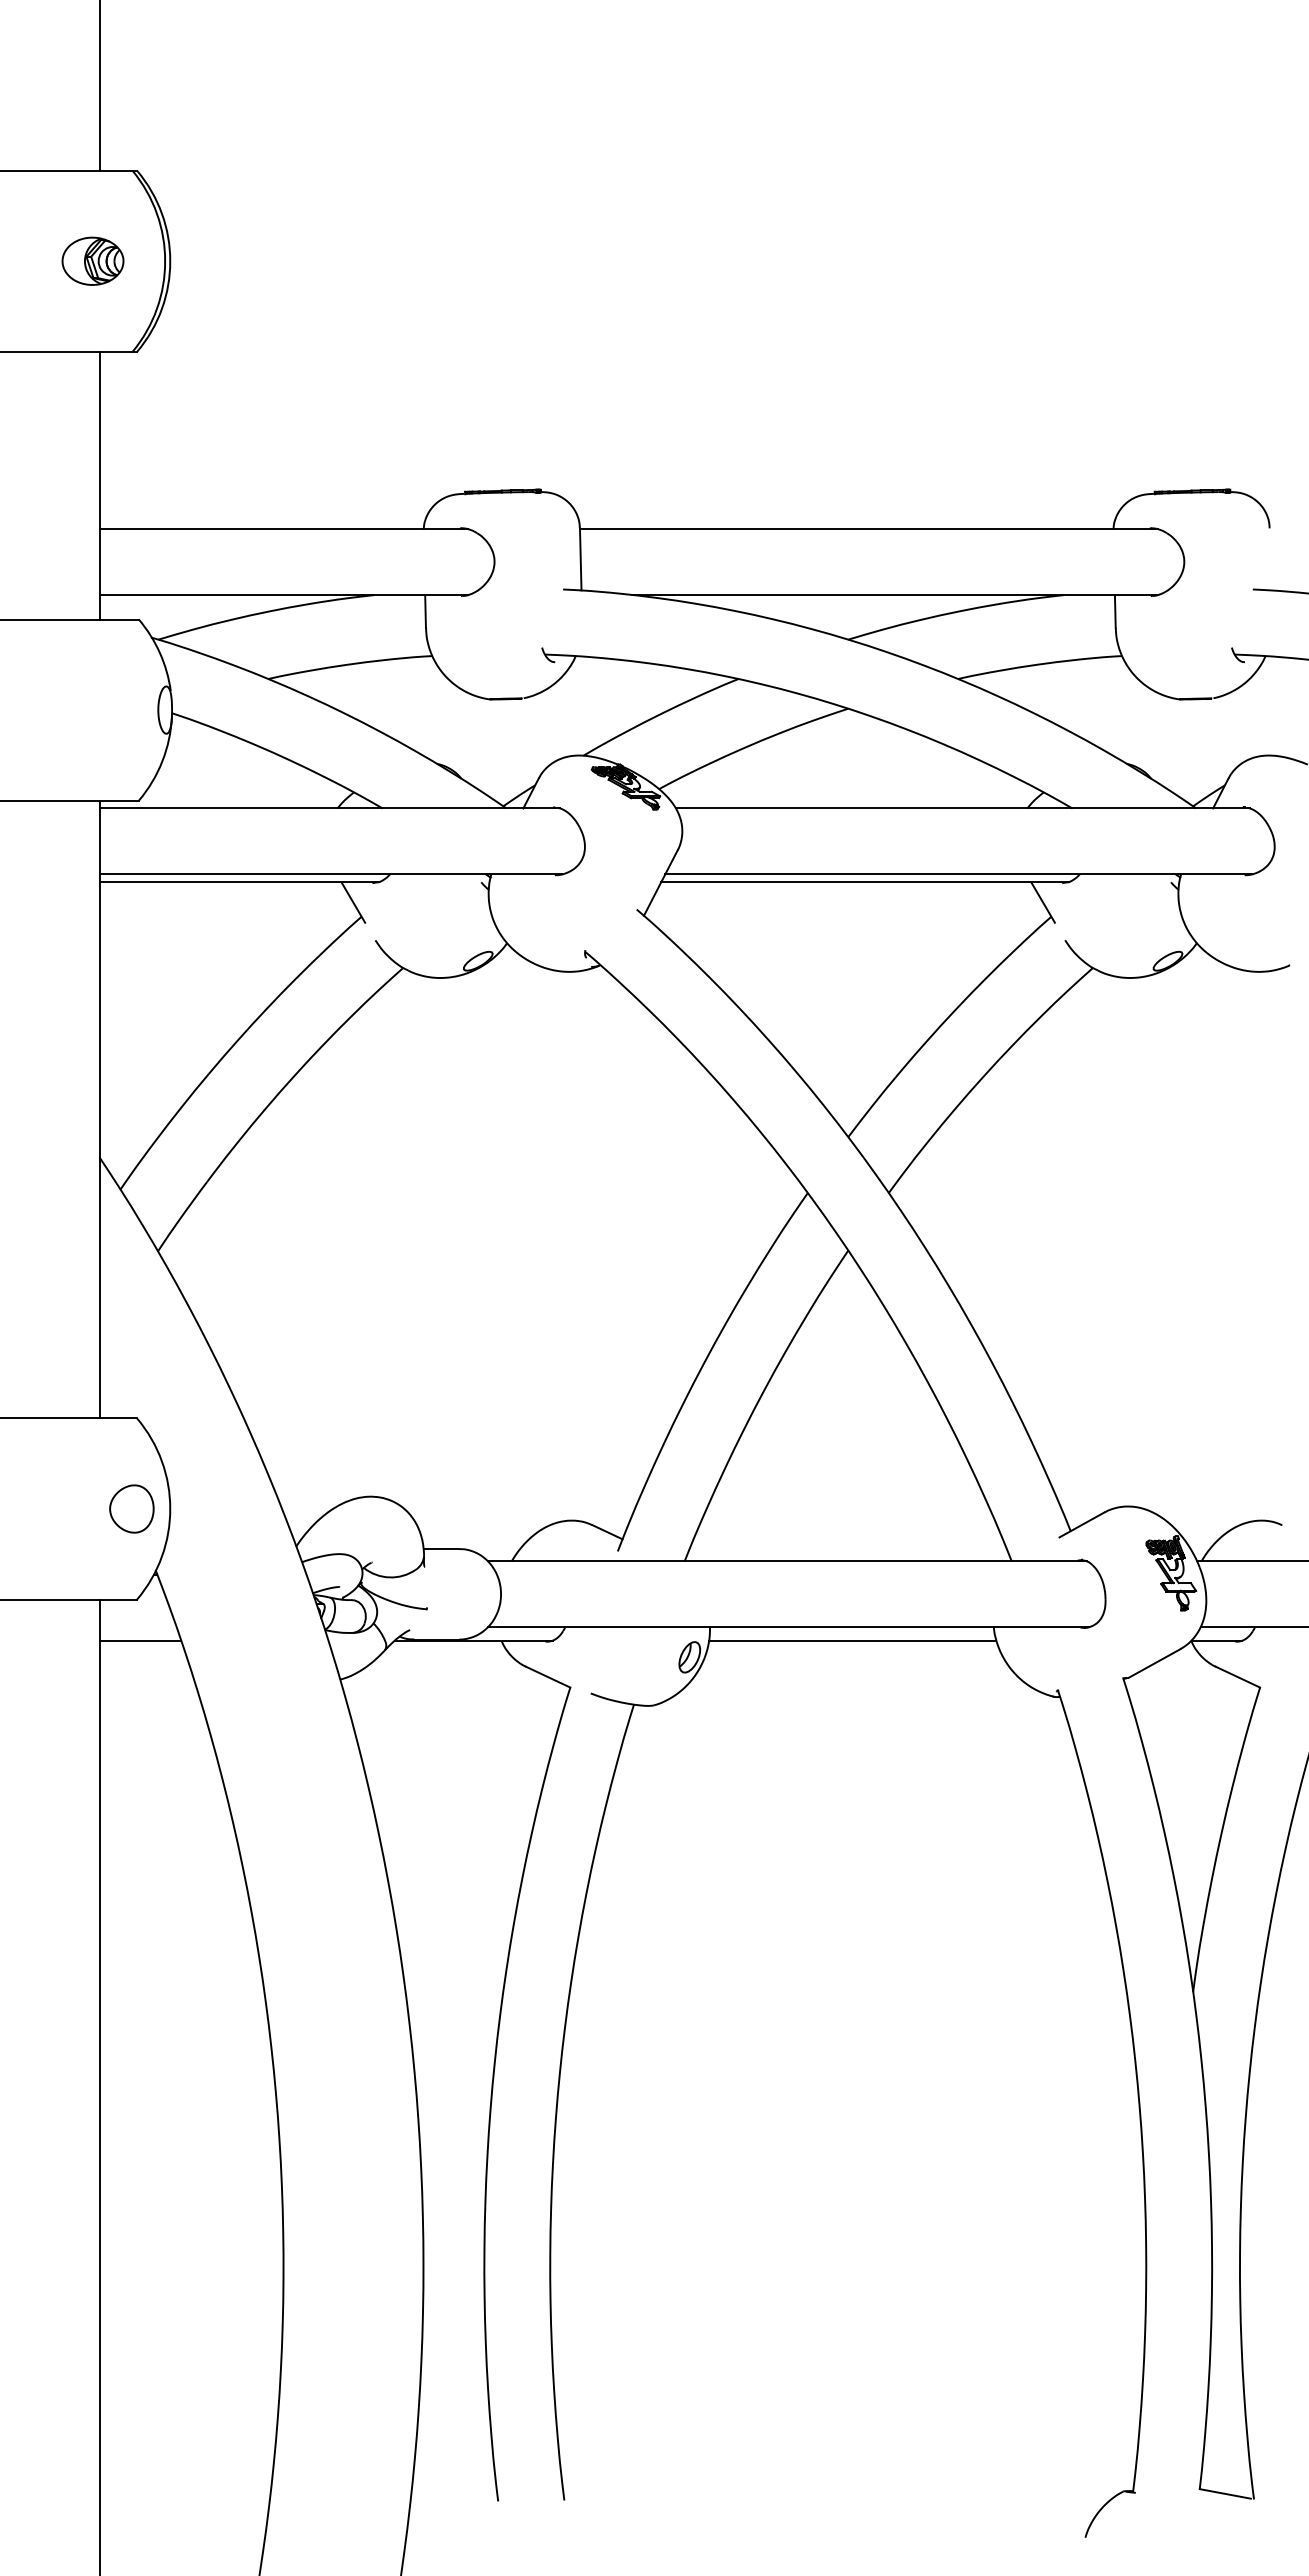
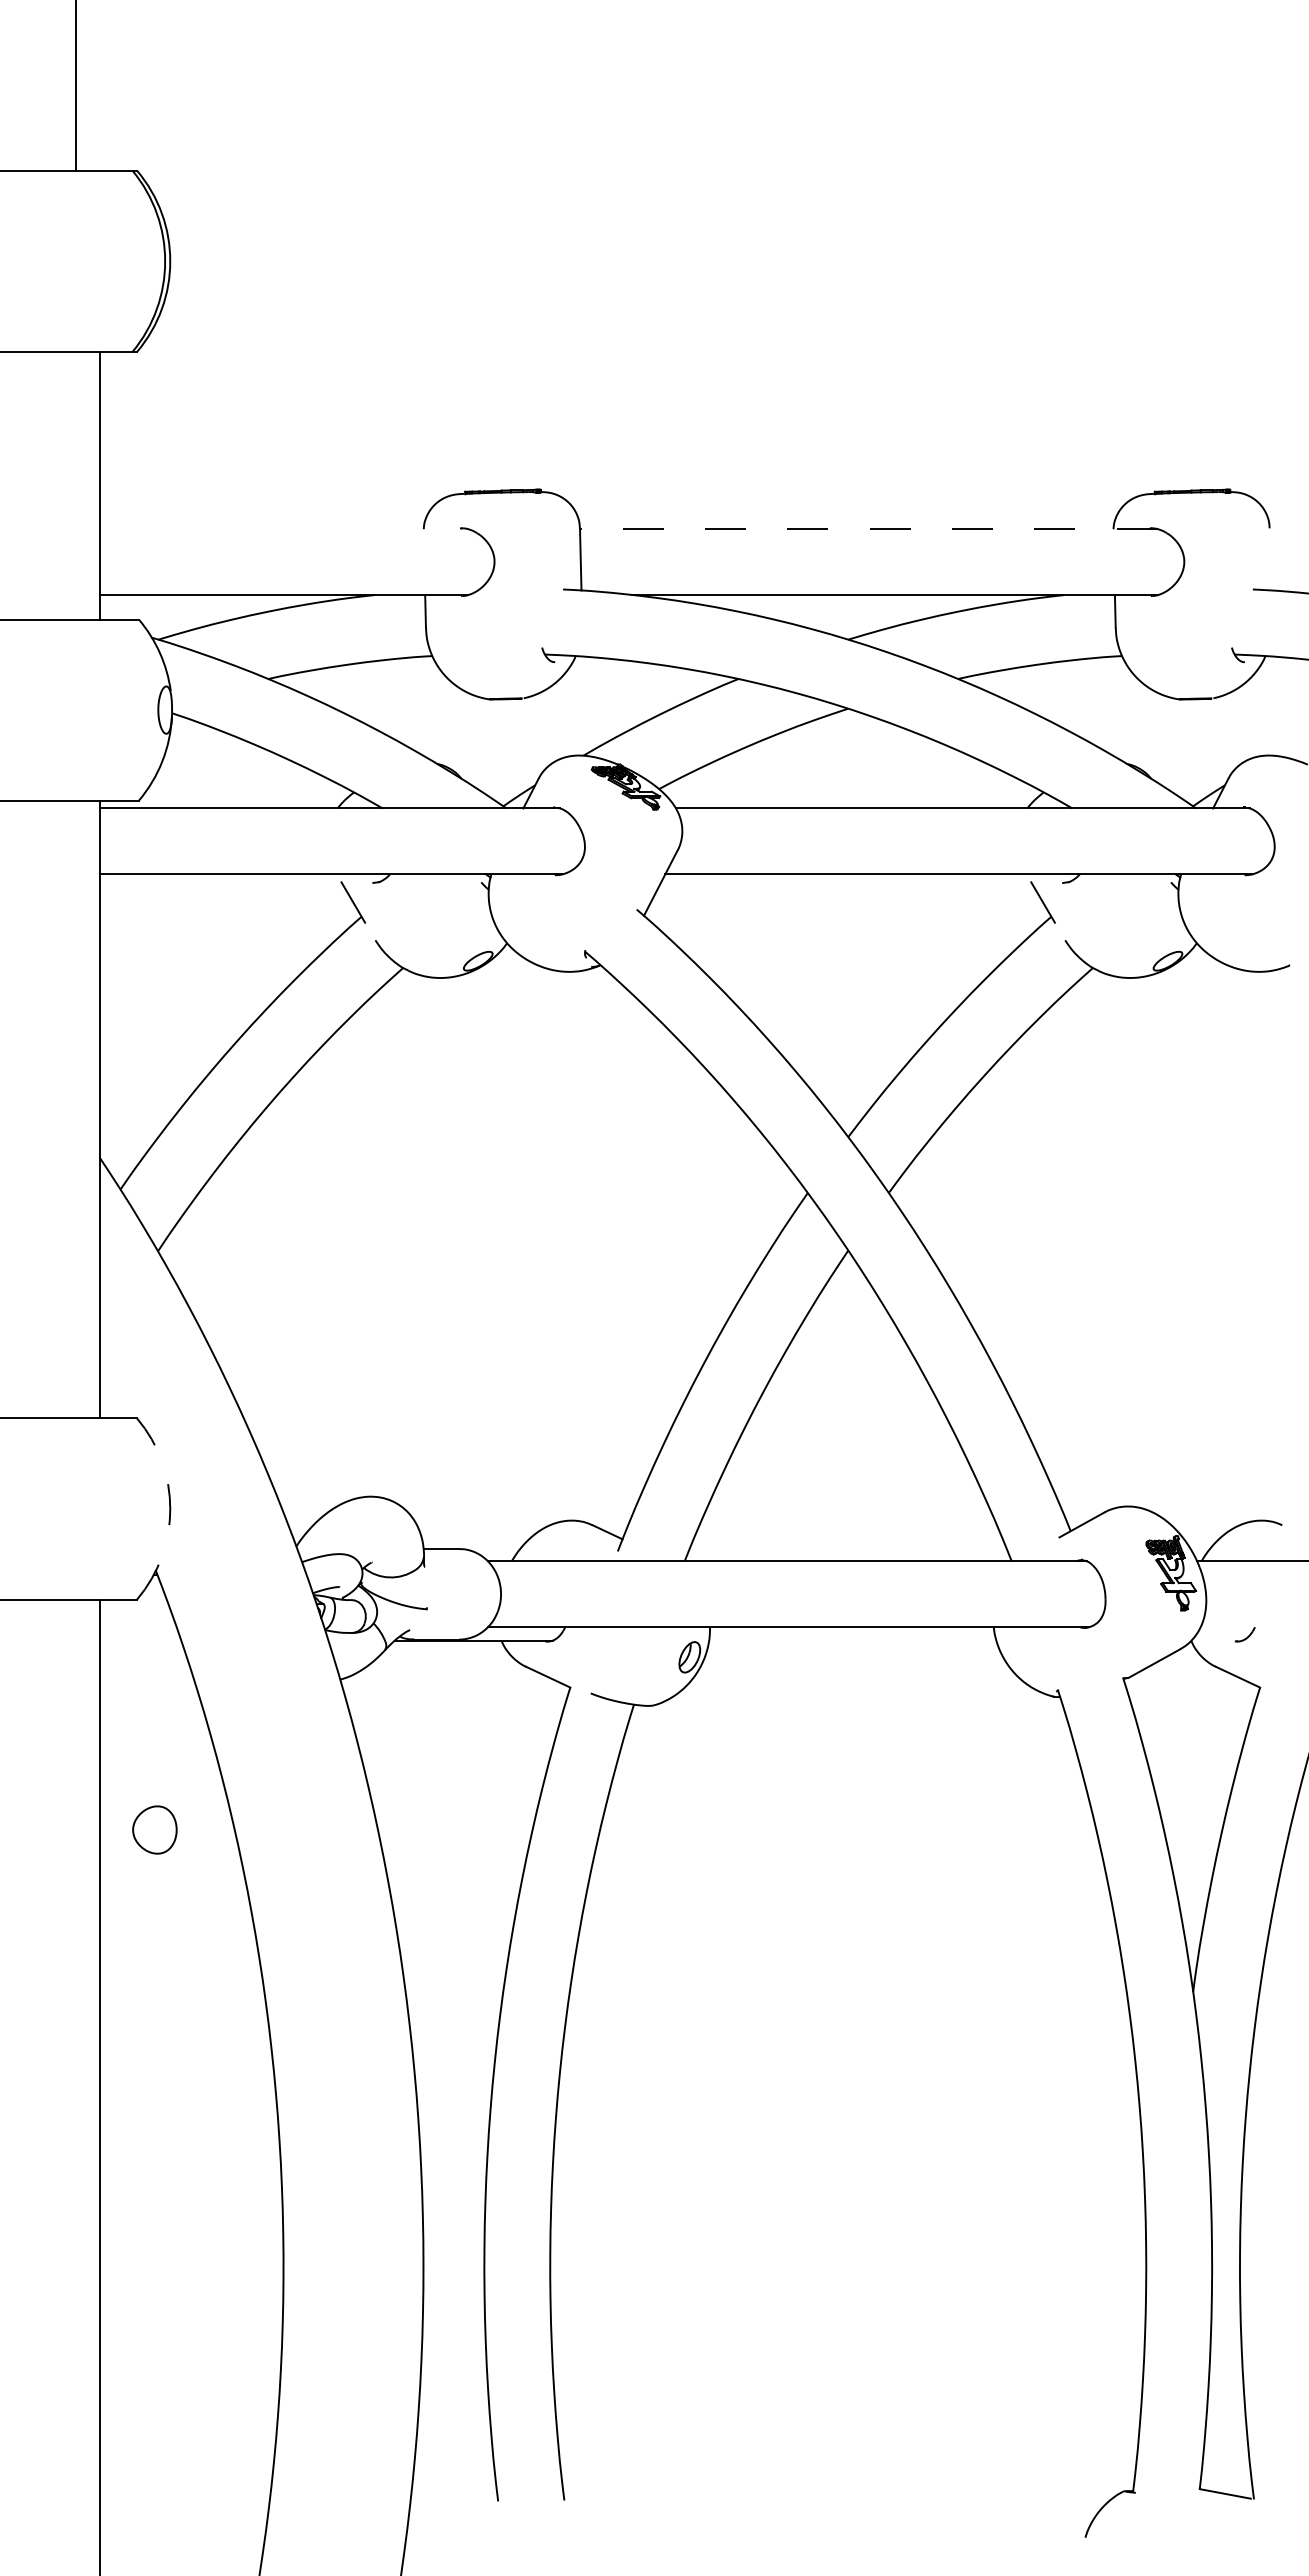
line position: (99, 86) -> (75, 86) (75, 86)
part: present -> none (92, 260)
line: present -> none (283, 529)
line: solid -> dashed (868, 529)
line: present -> none (238, 882)
line: present -> none (864, 882)
part position: (131, 1508) -> (154, 1829) (154, 1829)
arc: solid -> dashed (170, 1509)
line: present -> none (1252, 1627)
line: present -> none (140, 1640)
line: present -> none (852, 1640)
line: present -> none (1216, 1640)
